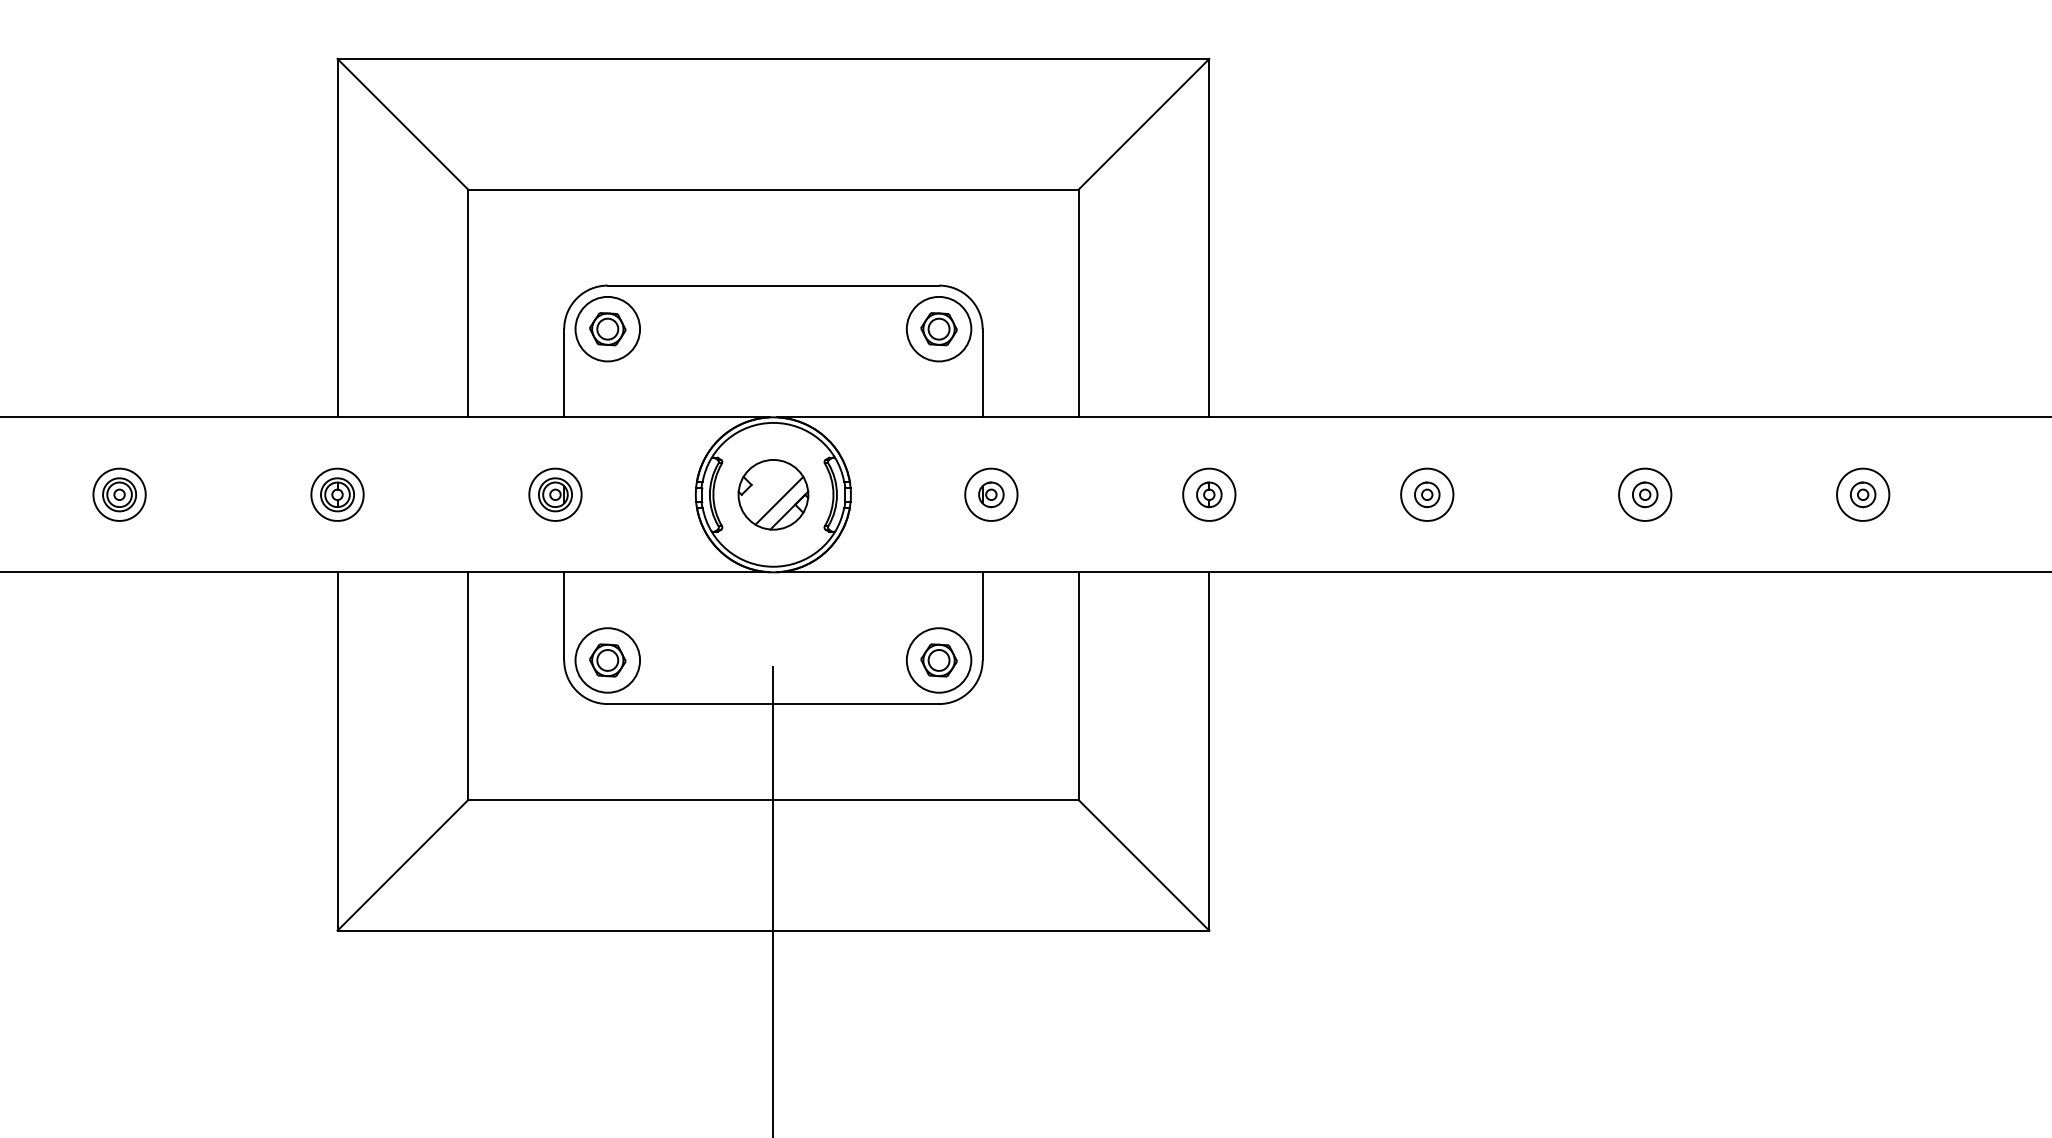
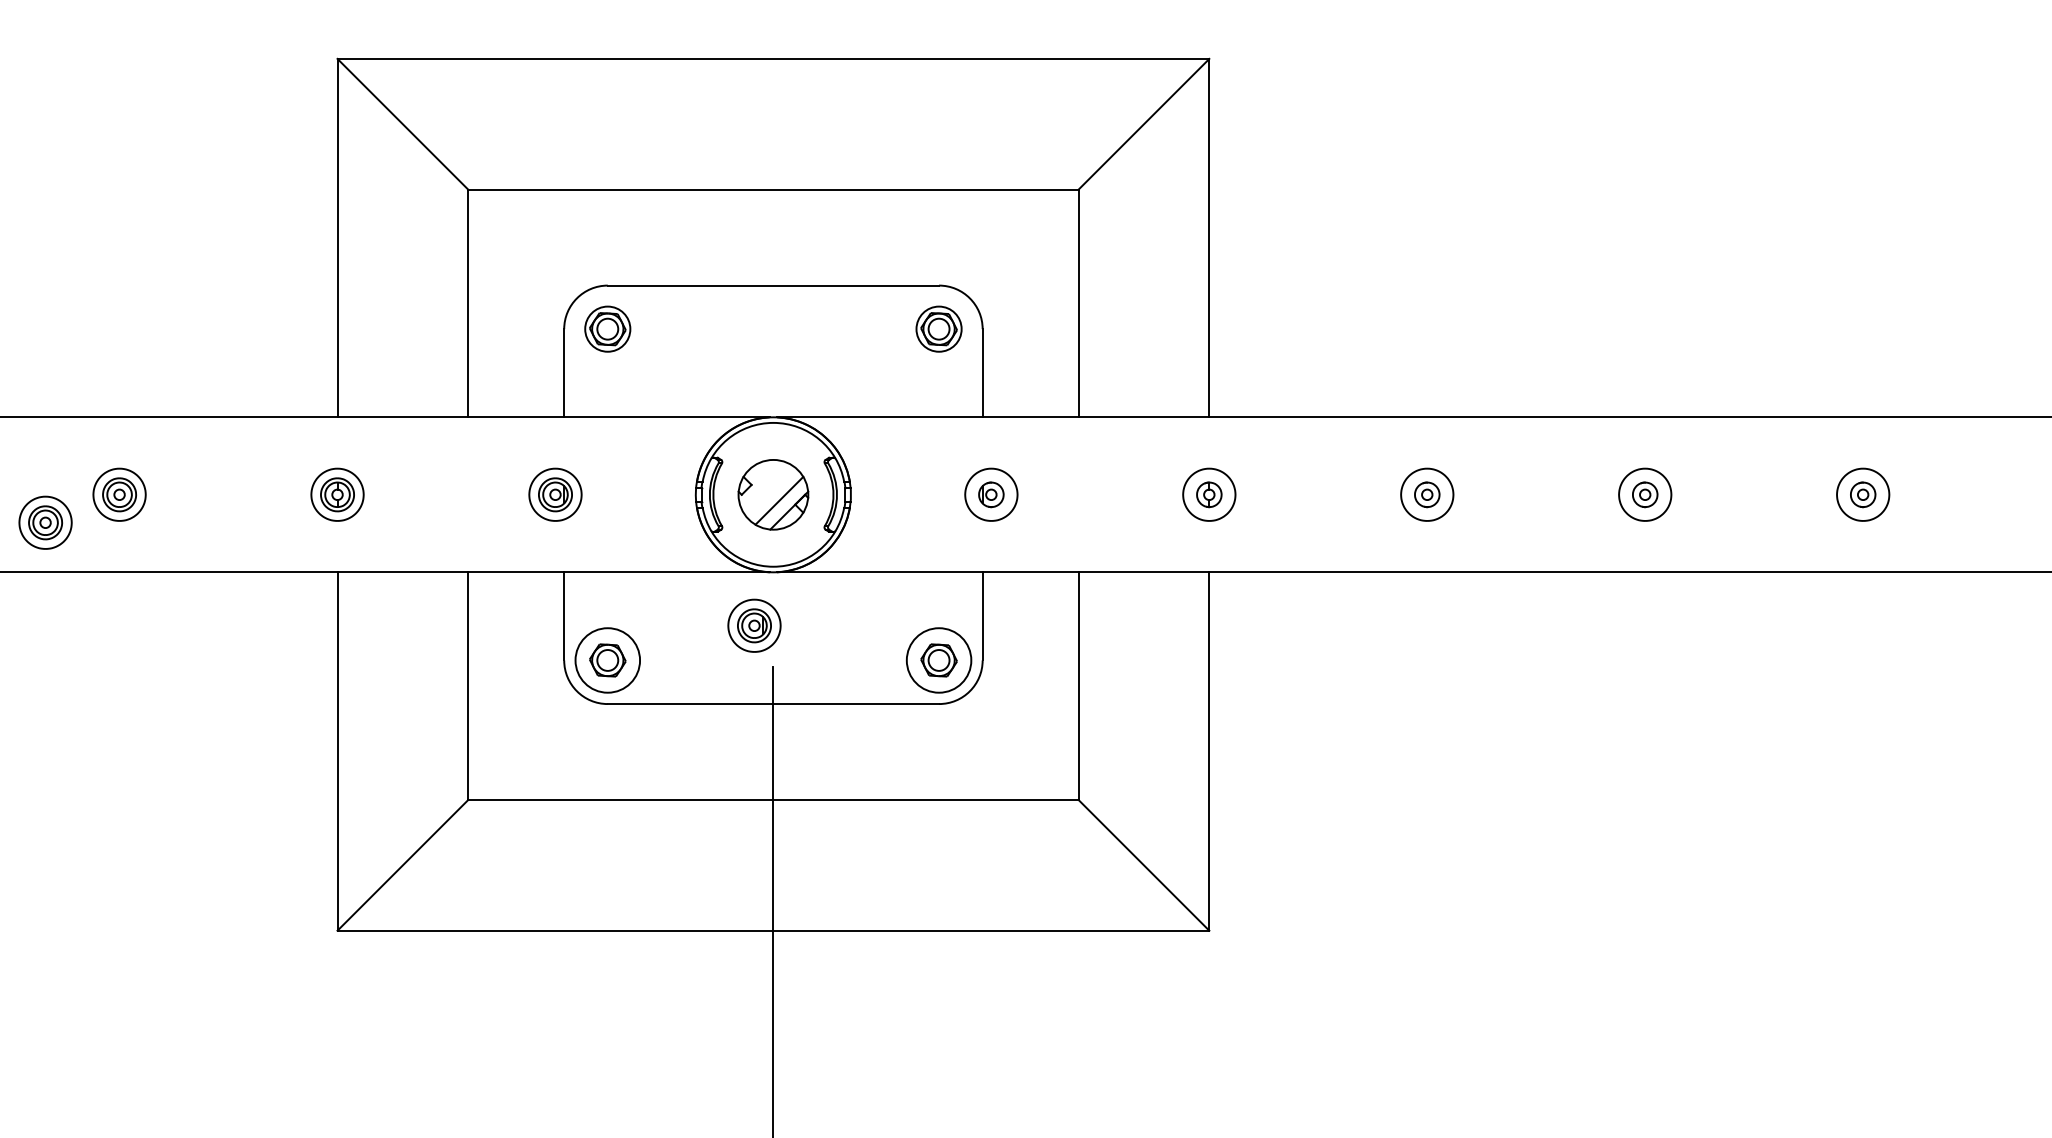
circle diameter: 65 px -> 45 px (607, 328)
circle diameter: 65 px -> 45 px (938, 328)
part: none -> present (45, 522)
part: none -> present (754, 625)
